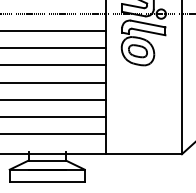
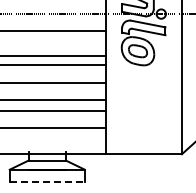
line position: (53, 48) -> (53, 56) (53, 56)
line position: (53, 117) -> (53, 111) (53, 111)
line position: (53, 134) -> (53, 128) (53, 128)
line: solid -> dashed (47, 182)
